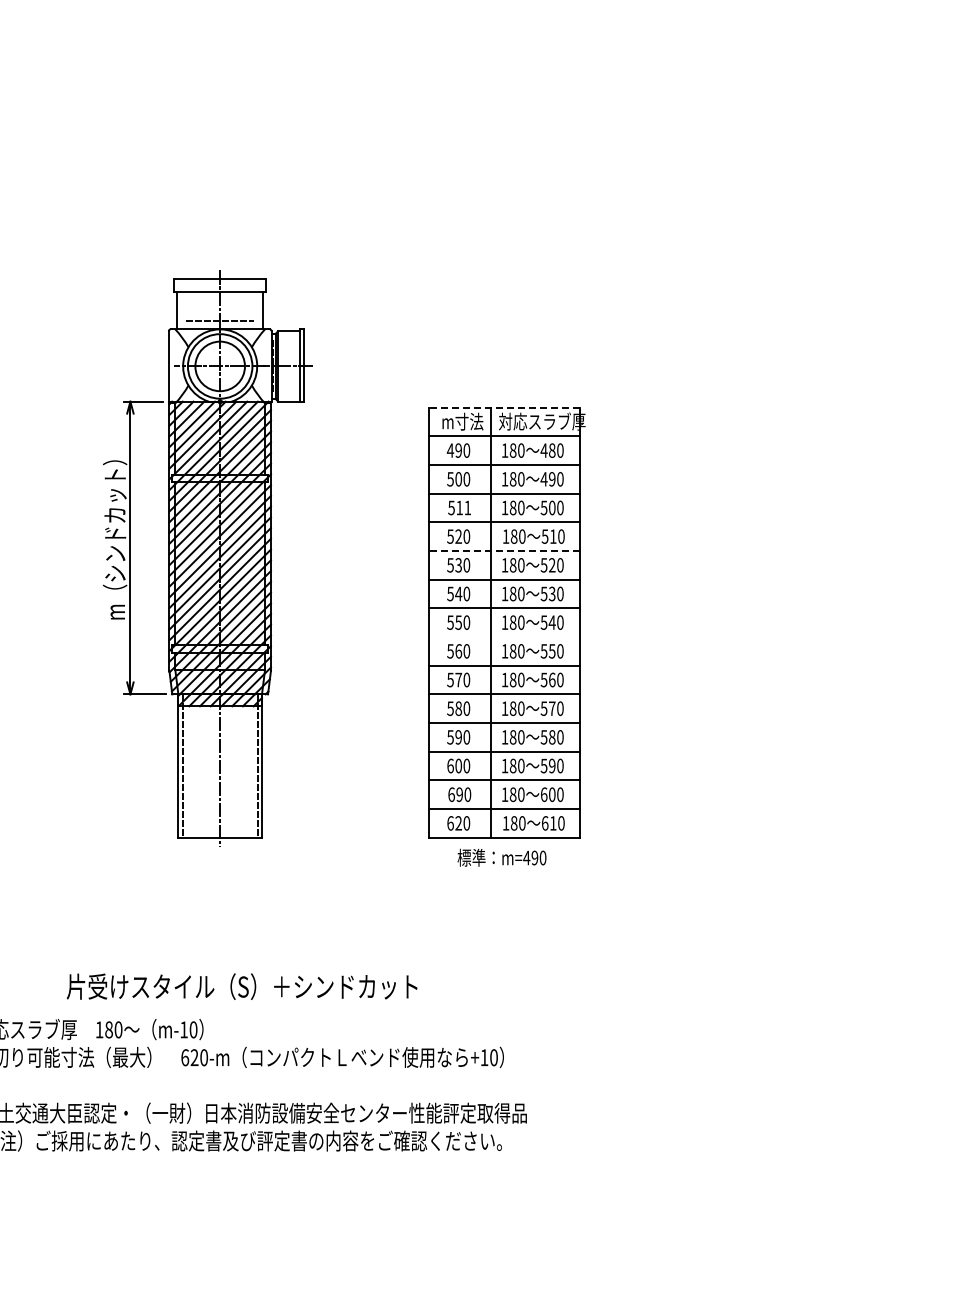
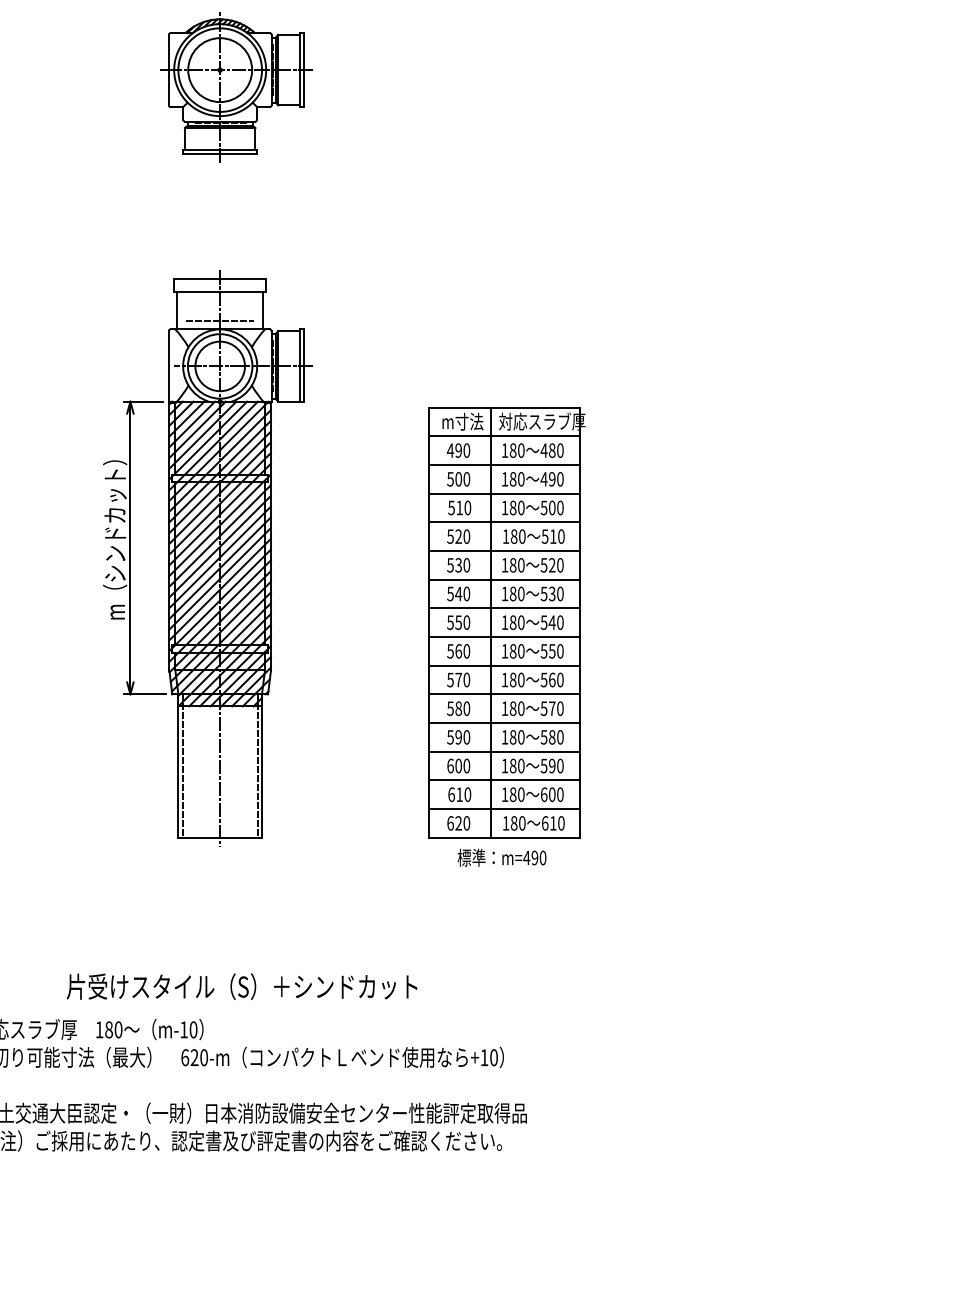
part: none -> present (236, 87)
line: dashed -> solid (504, 407)
text: 511 -> 510 (467, 507)
line: dashed -> solid (504, 551)
line: none -> present (504, 637)
text: 690 -> 610 (459, 794)
